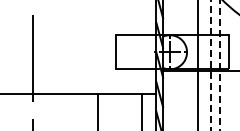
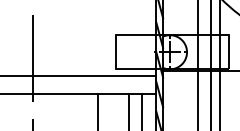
line: dashed -> solid (211, 65)
line: dashed -> solid (219, 65)
line: none -> present (79, 76)
line: none -> present (128, 110)
